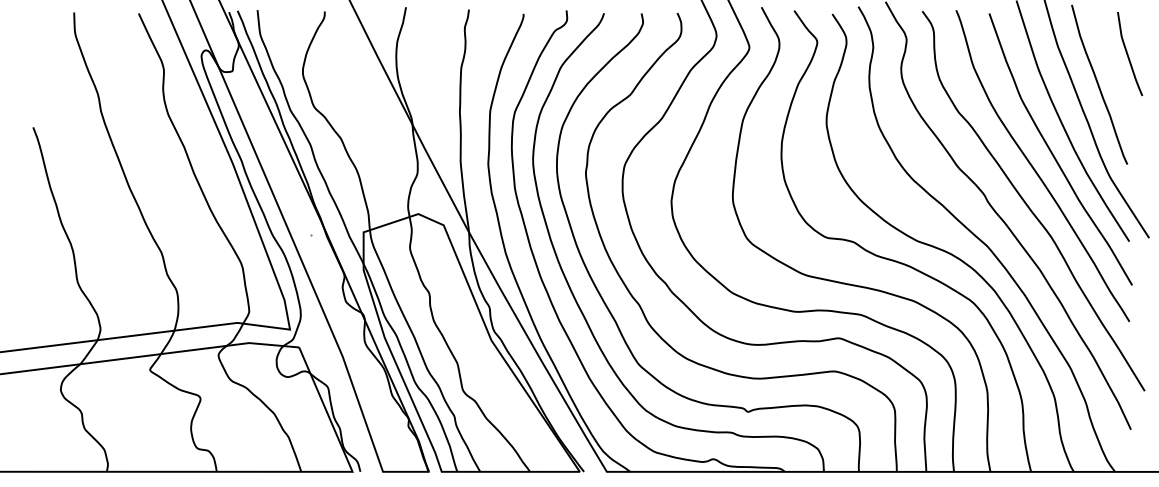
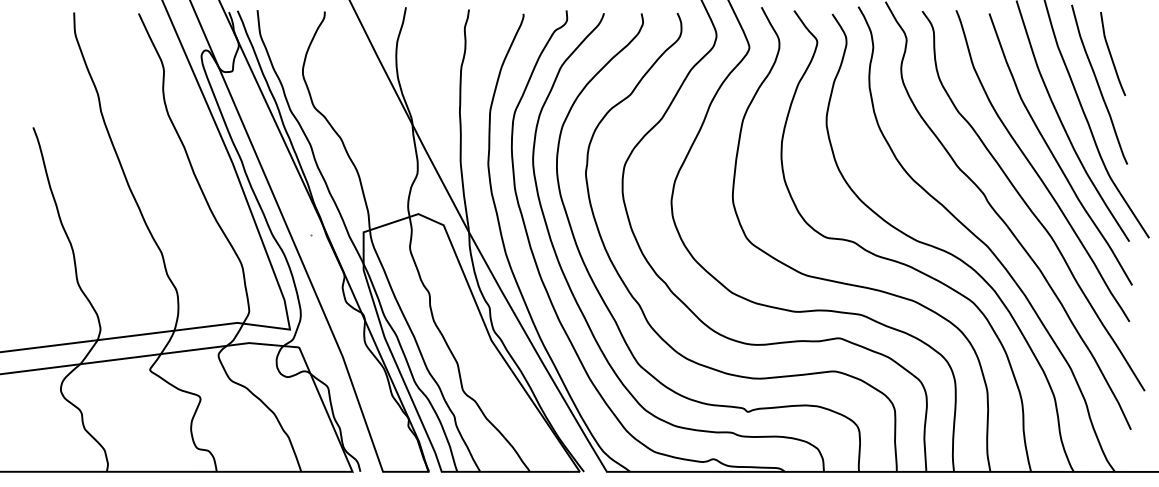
curve position: (1128, 54) -> (1111, 54) (1111, 54)
